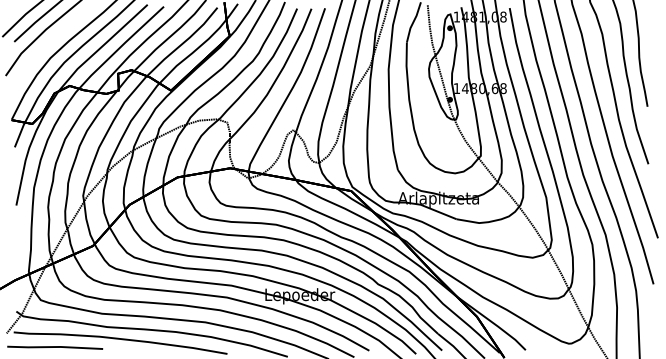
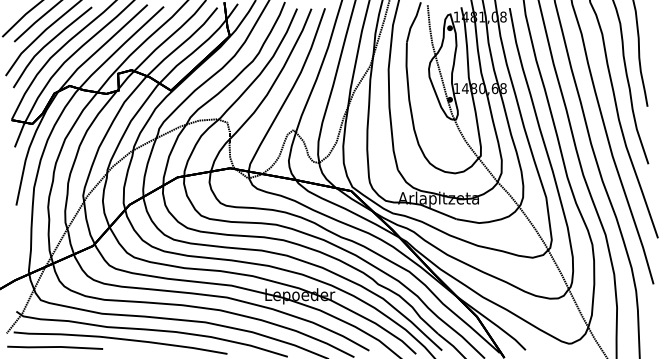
curve: none -> present (49, 43)
